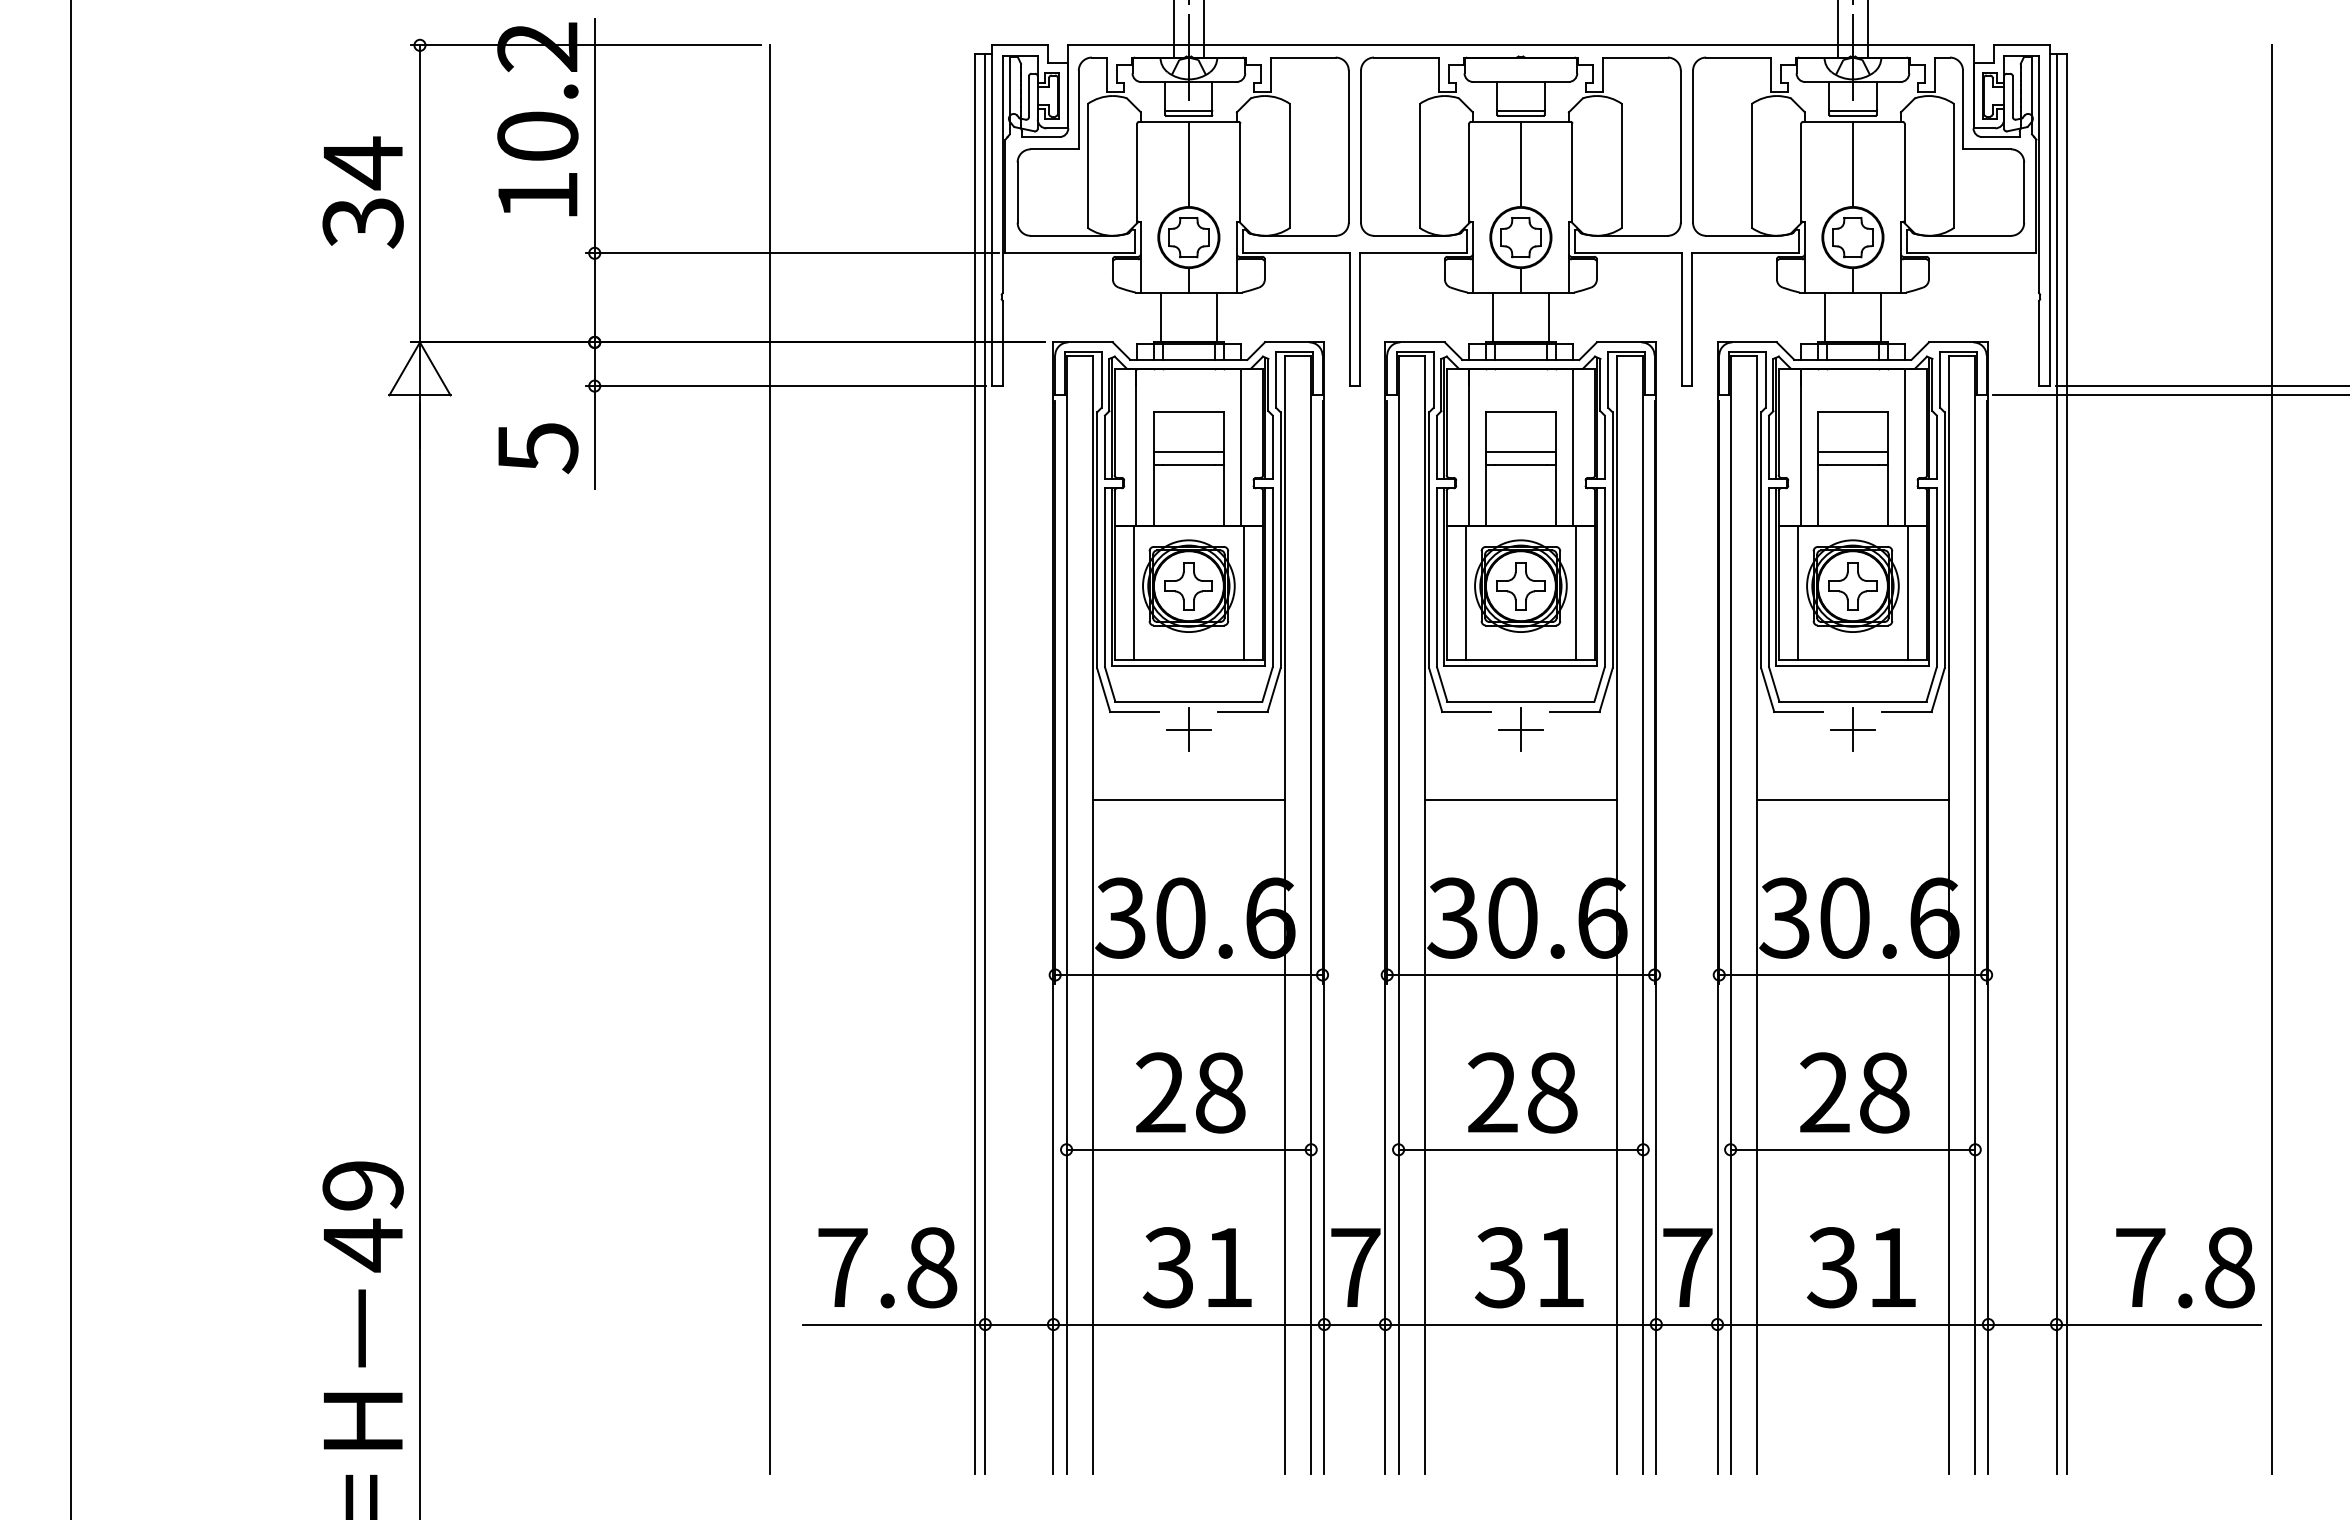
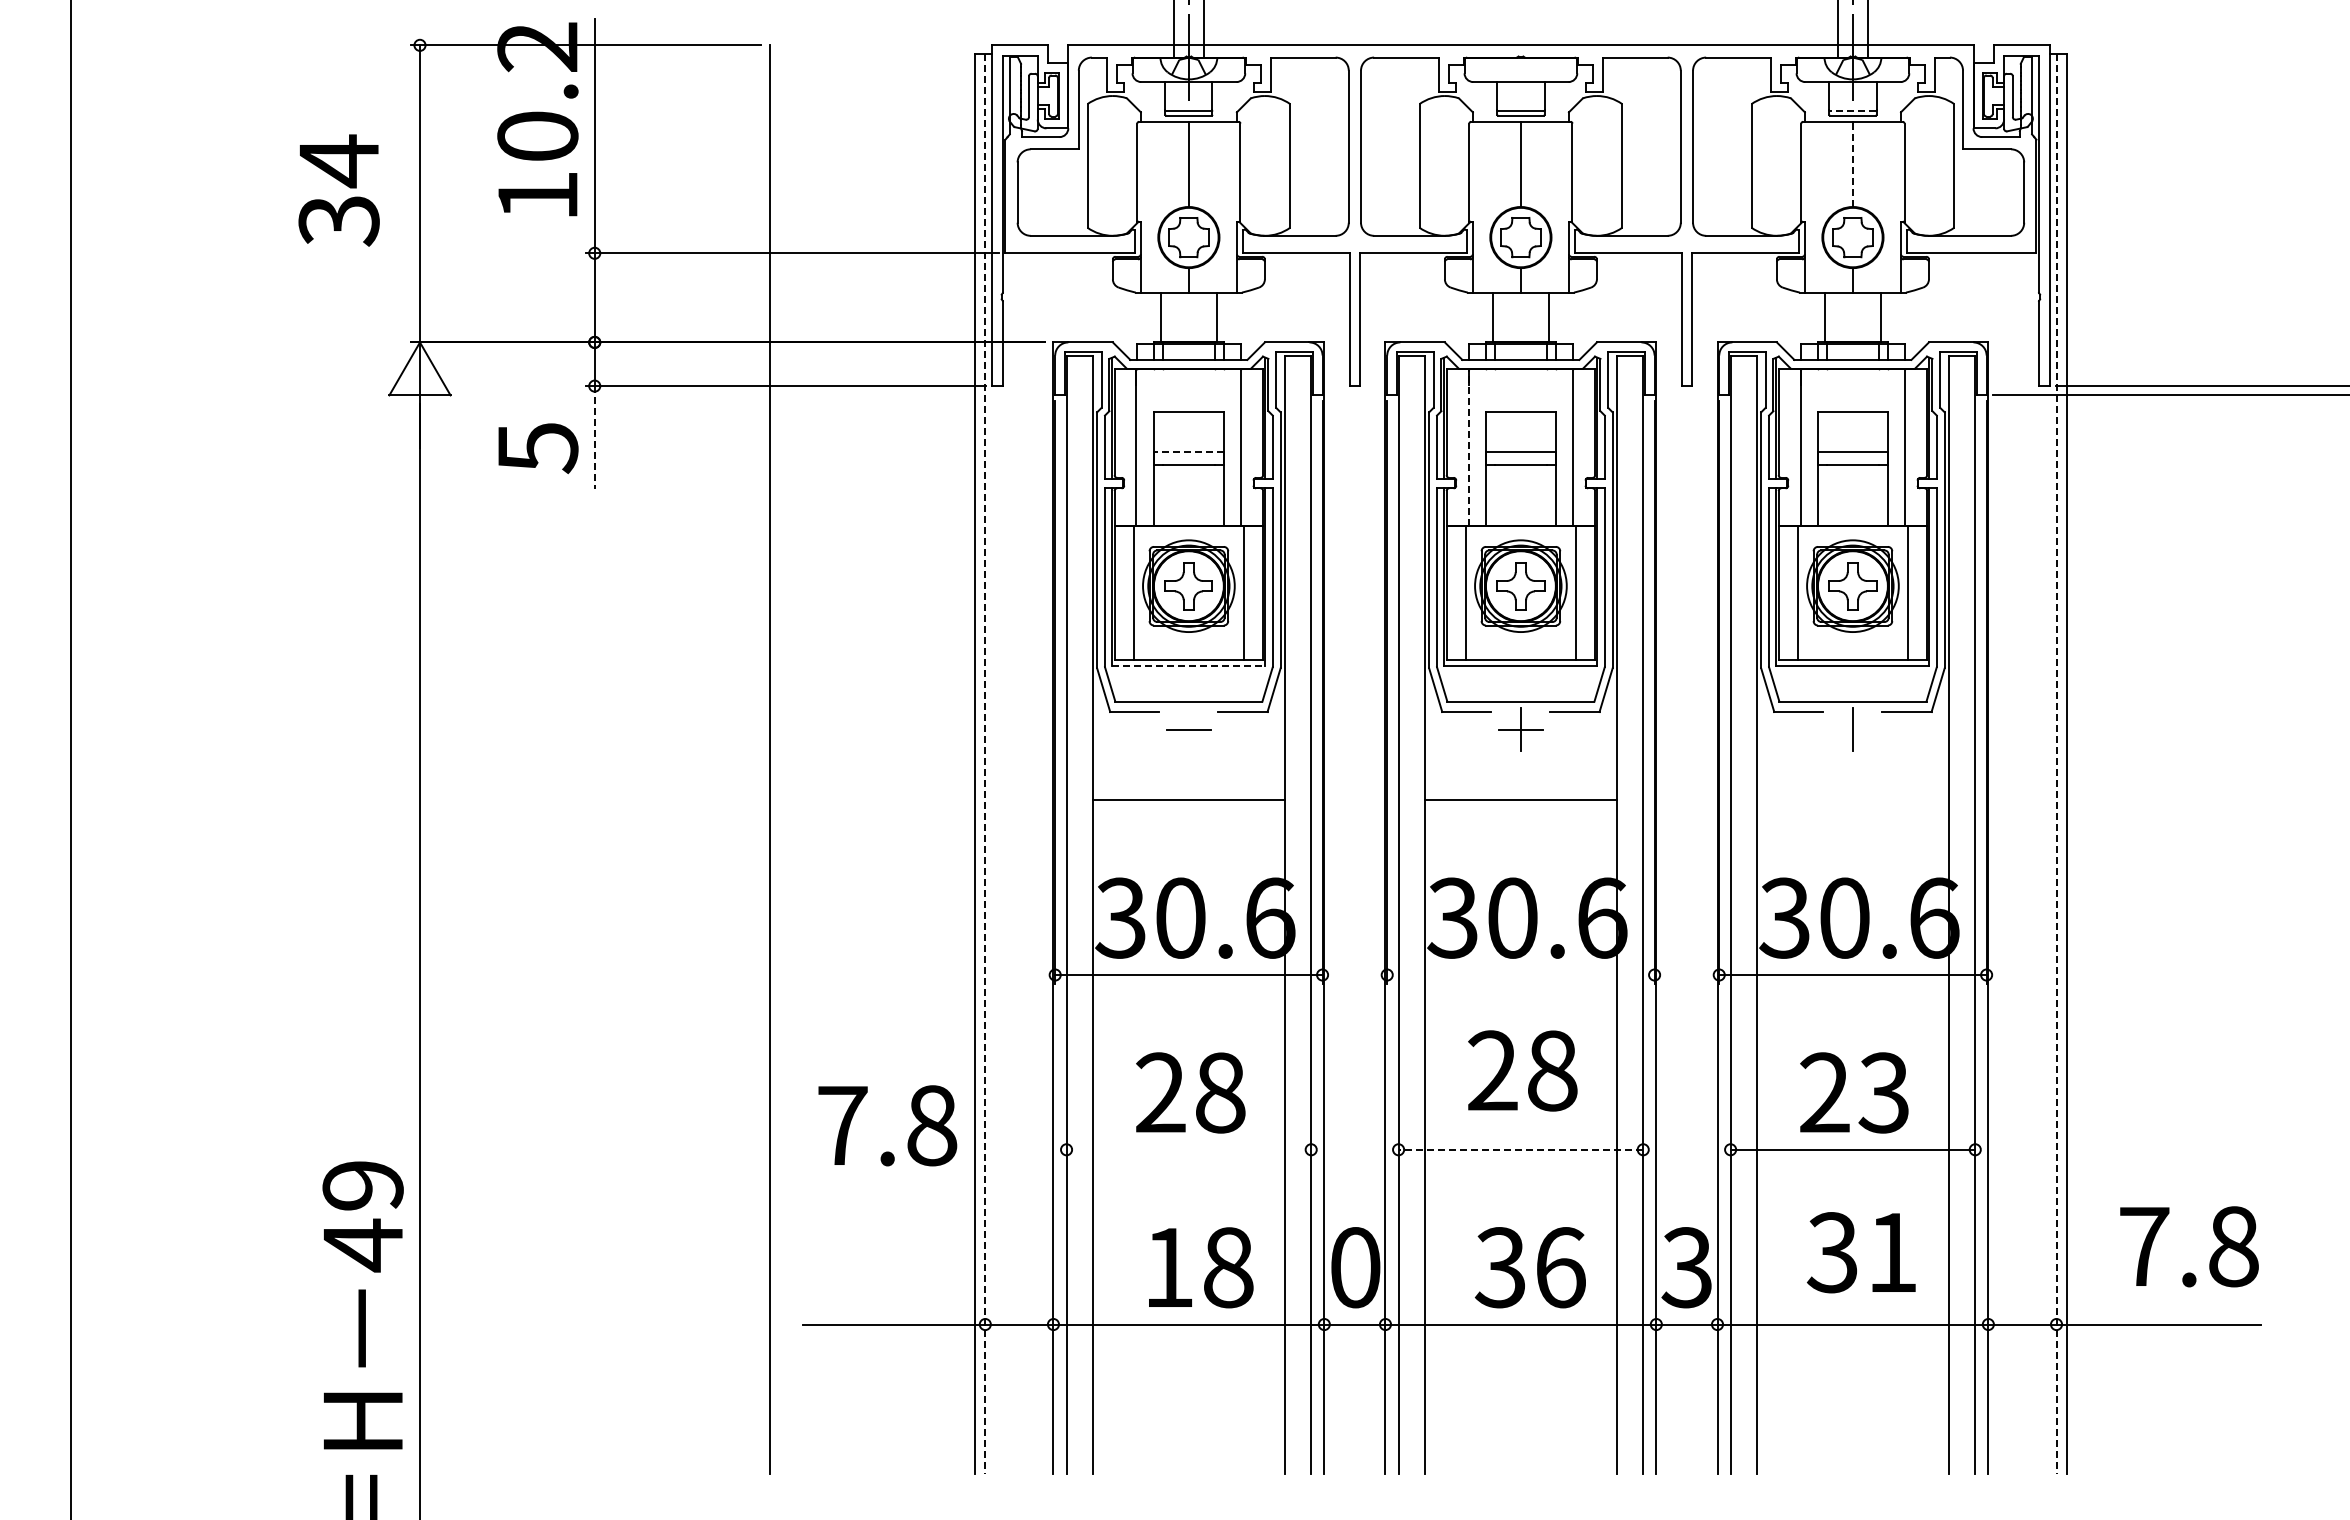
line: solid -> dashed (1852, 111)
line: solid -> dashed (1852, 164)
text position: (362, 192) -> (338, 190) (338, 190)
line: solid -> dashed (594, 438)
line: solid -> dashed (1468, 447)
line: solid -> dashed (1188, 451)
line: solid -> dashed (1189, 665)
line: present -> none (1188, 729)
line: present -> none (1852, 729)
line: present -> none (2272, 759)
line: solid -> dashed (985, 764)
line: solid -> dashed (2056, 764)
line: present -> none (1852, 800)
line: present -> none (1520, 975)
text position: (1522, 1092) -> (1522, 1070) (1522, 1070)
text: 28 -> 23 (1883, 1092)
line: present -> none (1188, 1149)
line: solid -> dashed (1520, 1149)
text position: (887, 1267) -> (887, 1125) (887, 1125)
text: 31 -> 18 (1197, 1267)
text: 7 -> 0 (1355, 1267)
text: 31 -> 36 (1561, 1267)
text: 7 -> 3 (1686, 1267)
text position: (1861, 1267) -> (1861, 1252) (1861, 1252)
text position: (2185, 1267) -> (2189, 1246) (2189, 1246)
